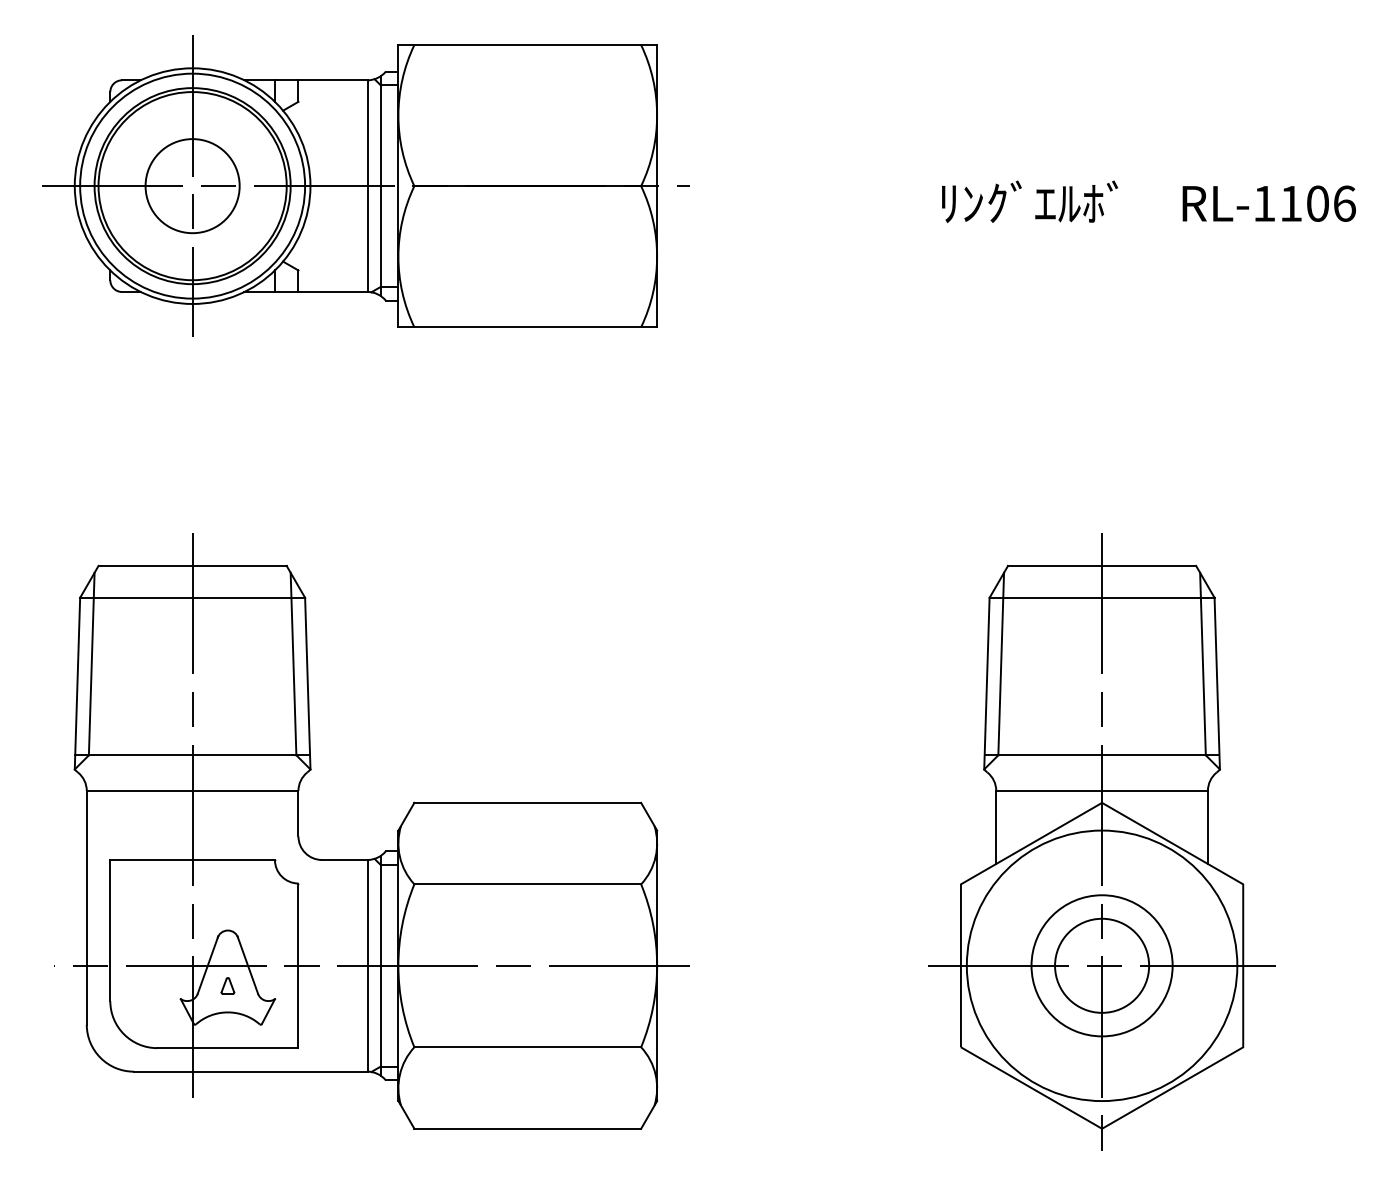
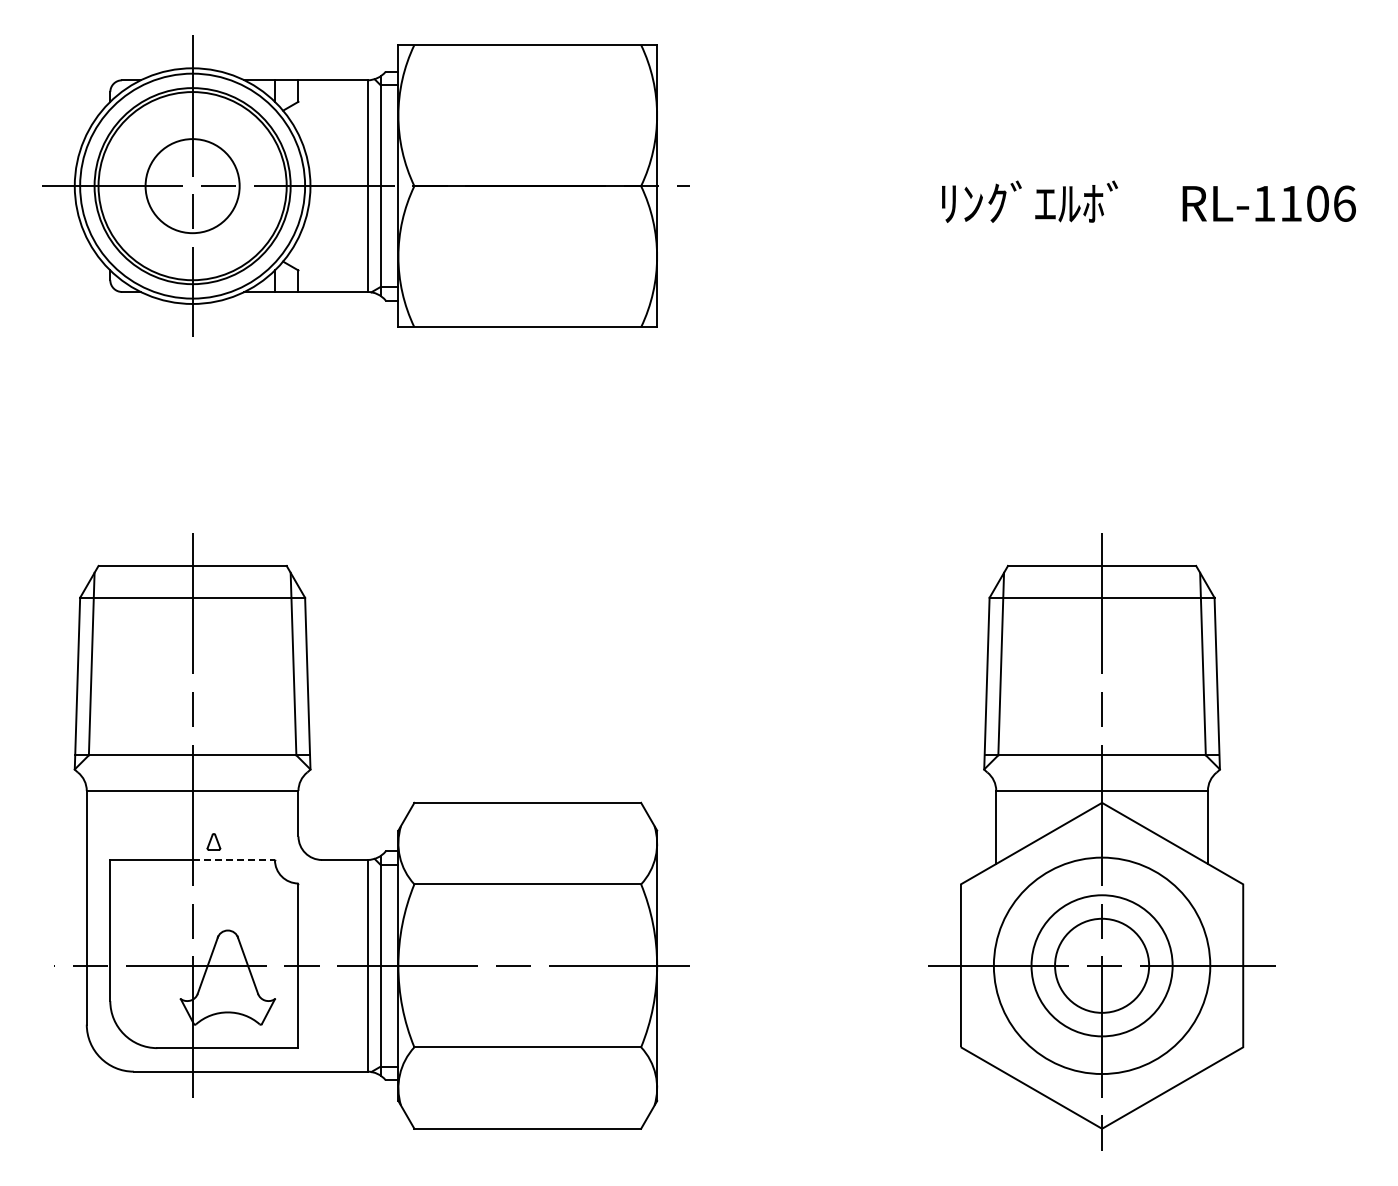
line: solid -> dashed (234, 859)
circle diameter: 270 px -> 216 px (1101, 965)
part position: (227, 985) -> (213, 841) (213, 841)
